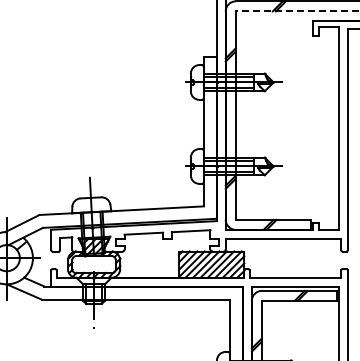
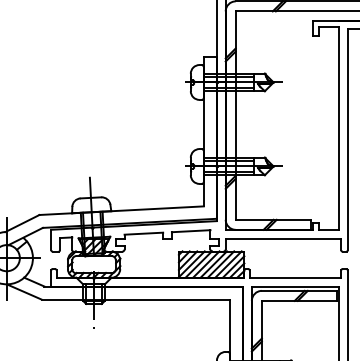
line: dashed -> solid (297, 11)
